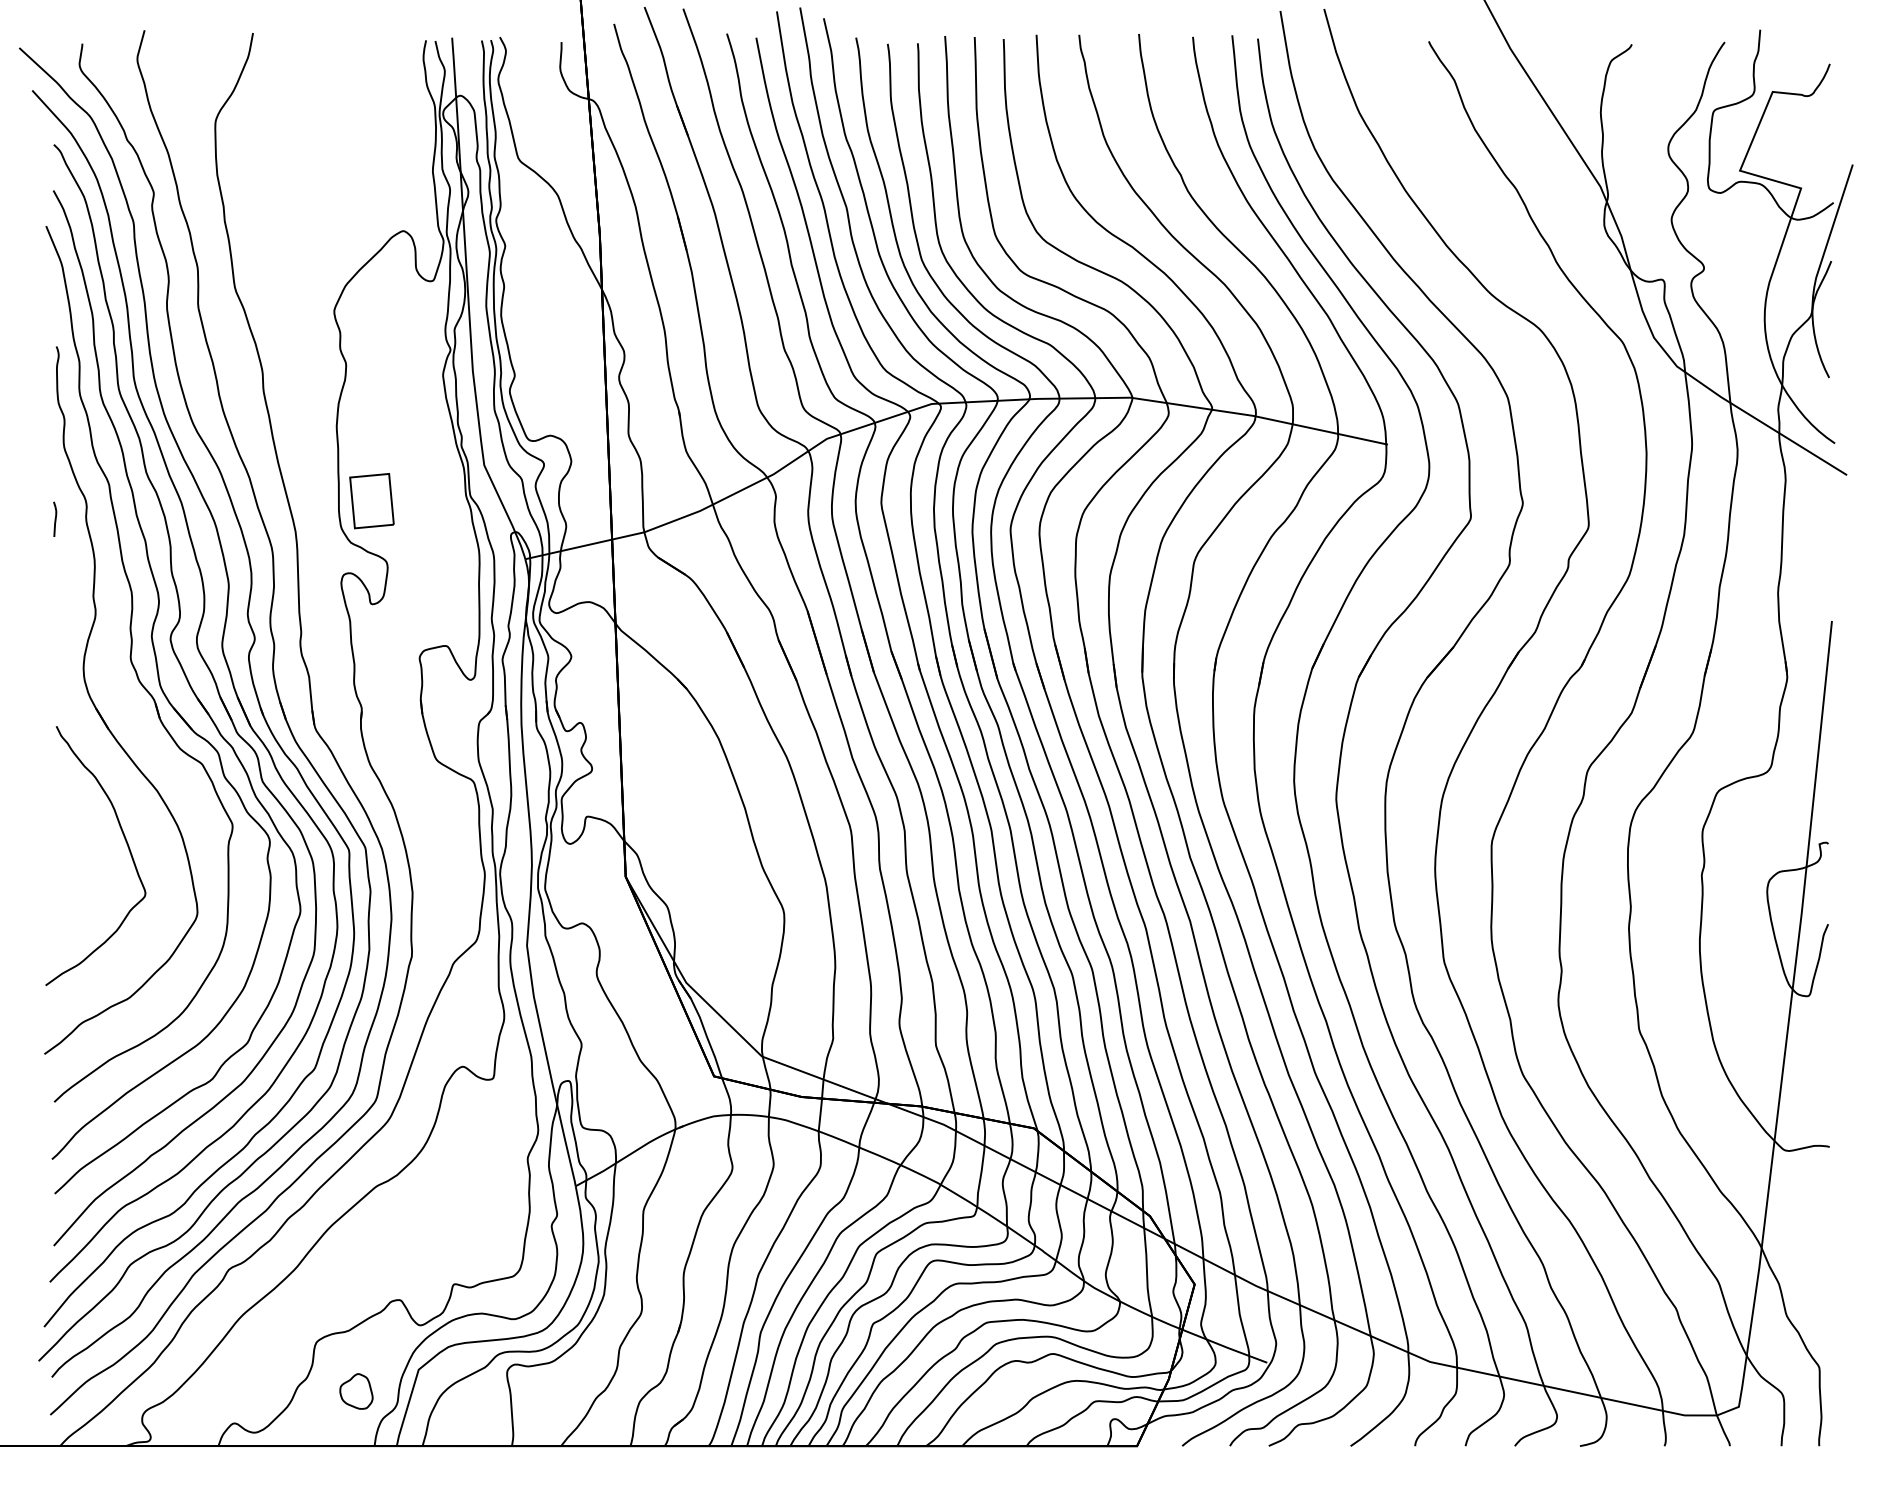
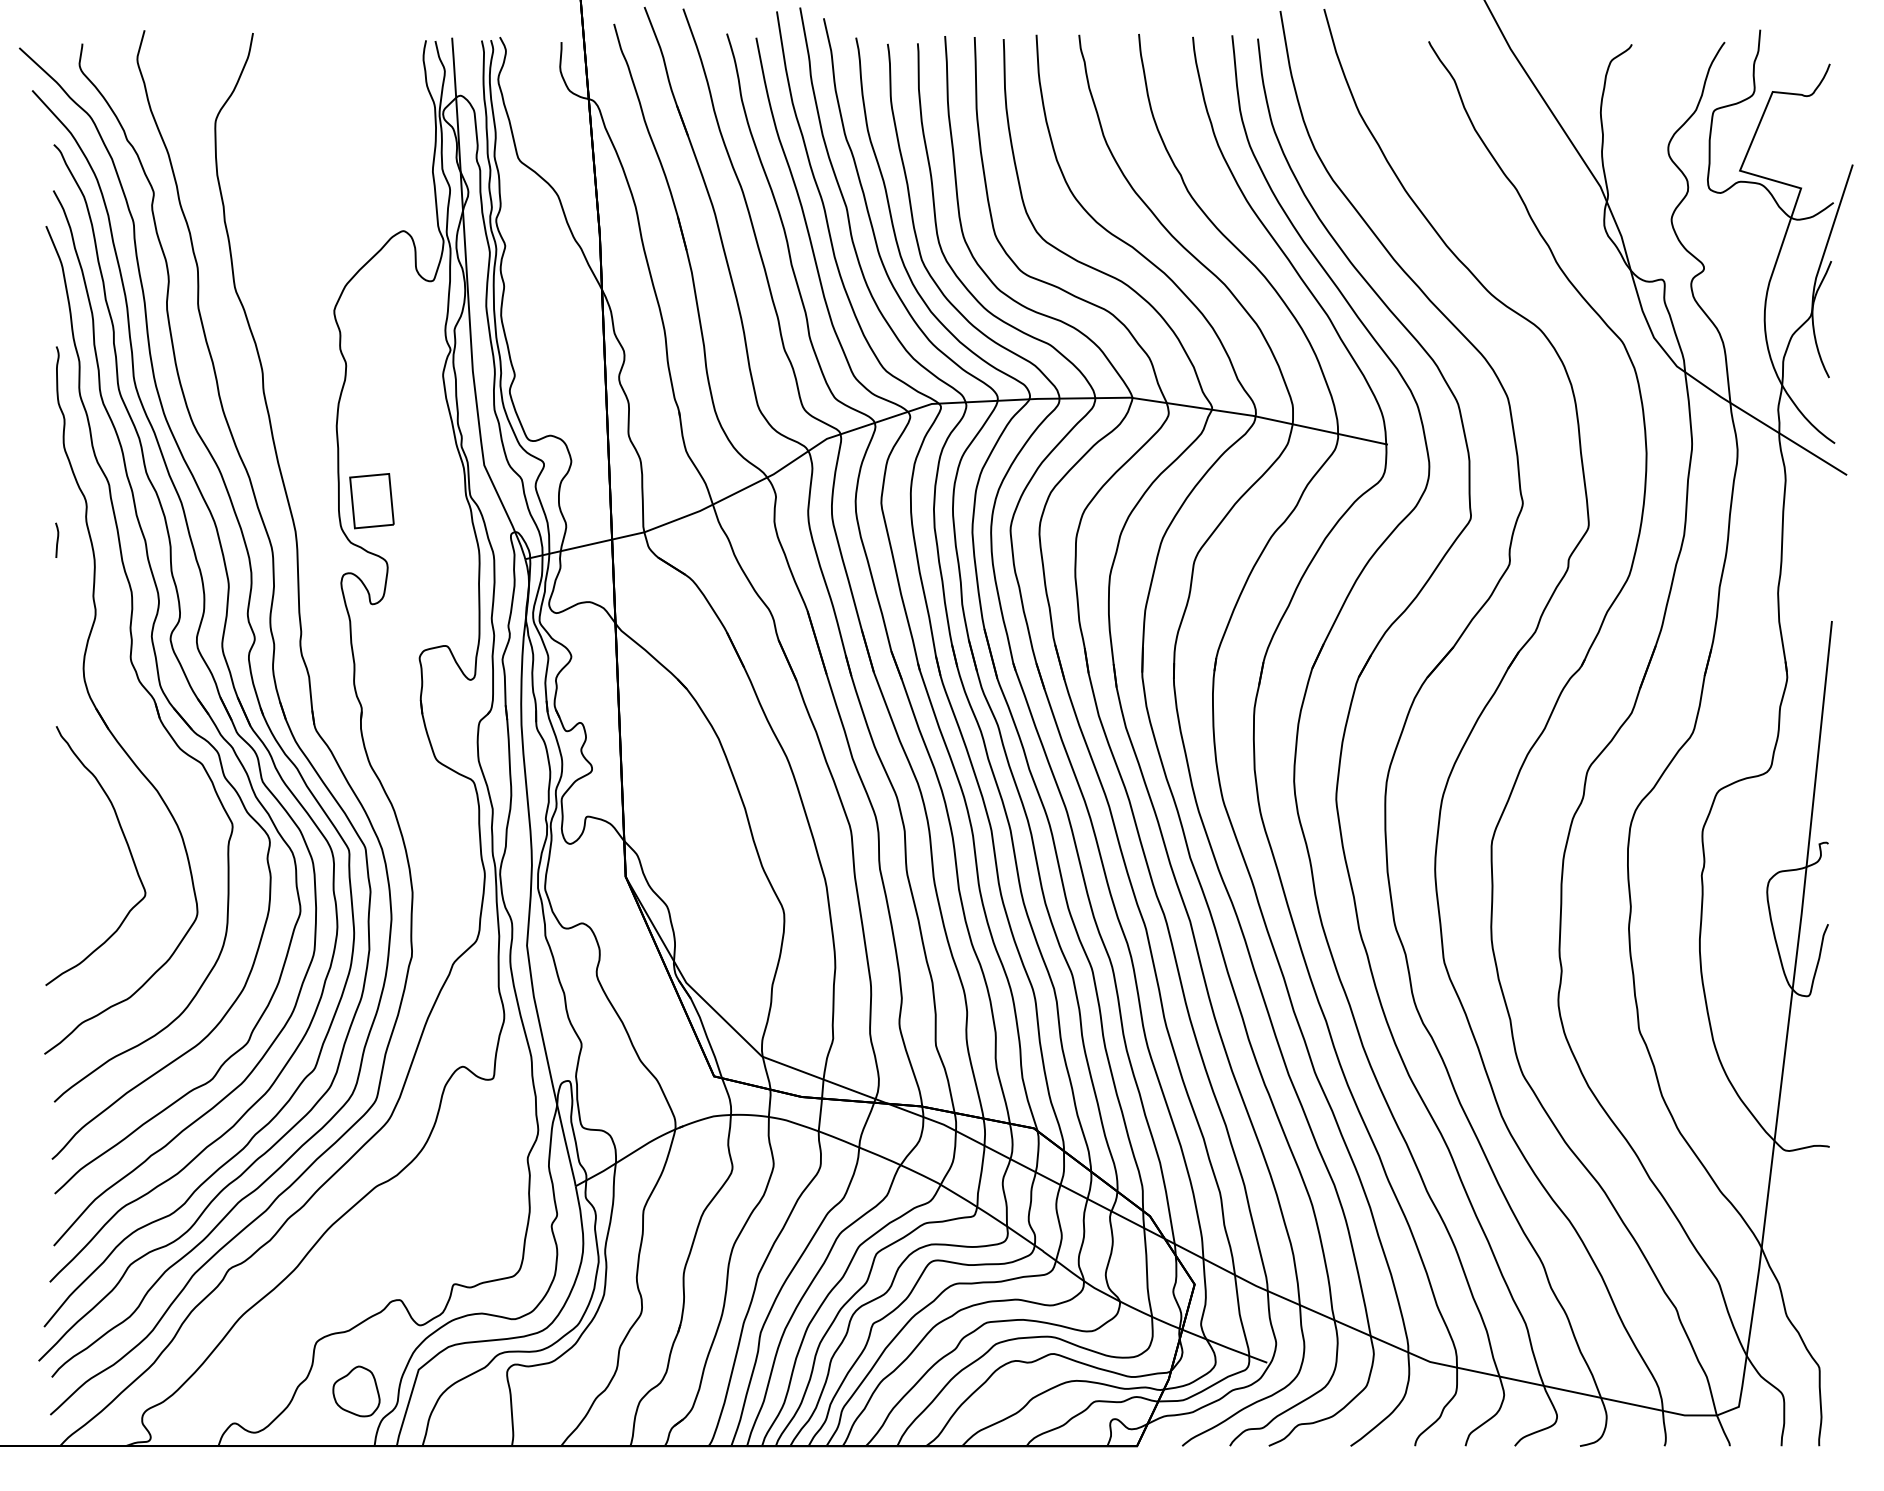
curve position: (55, 518) -> (57, 539) (57, 539)
part size: 35x37 px -> 49x53 px (356, 1391)
